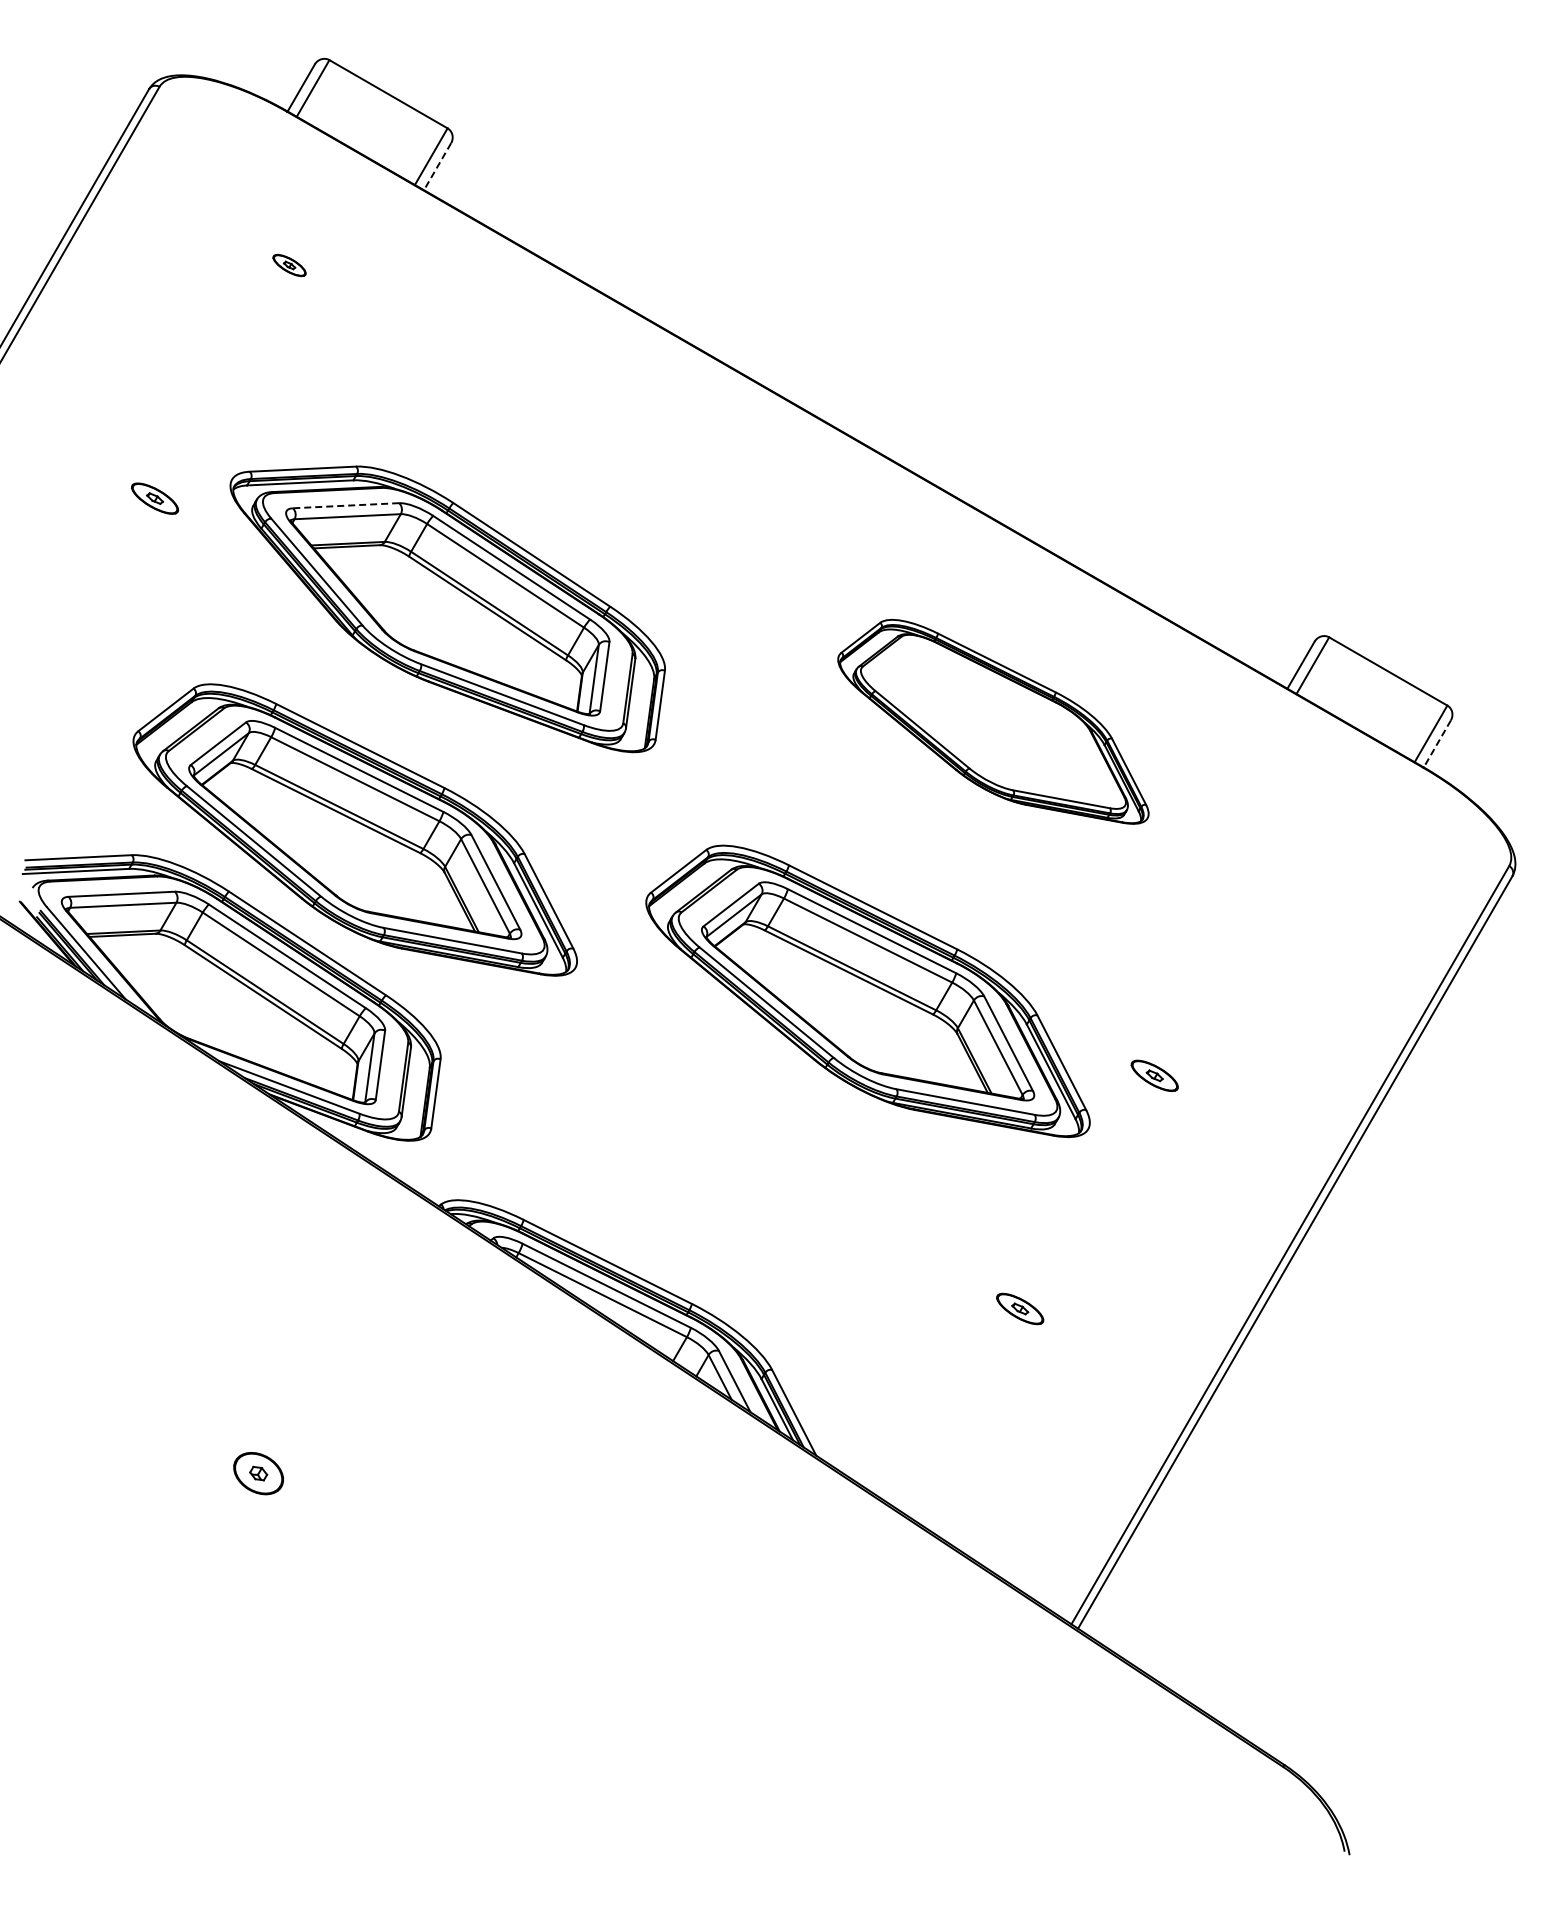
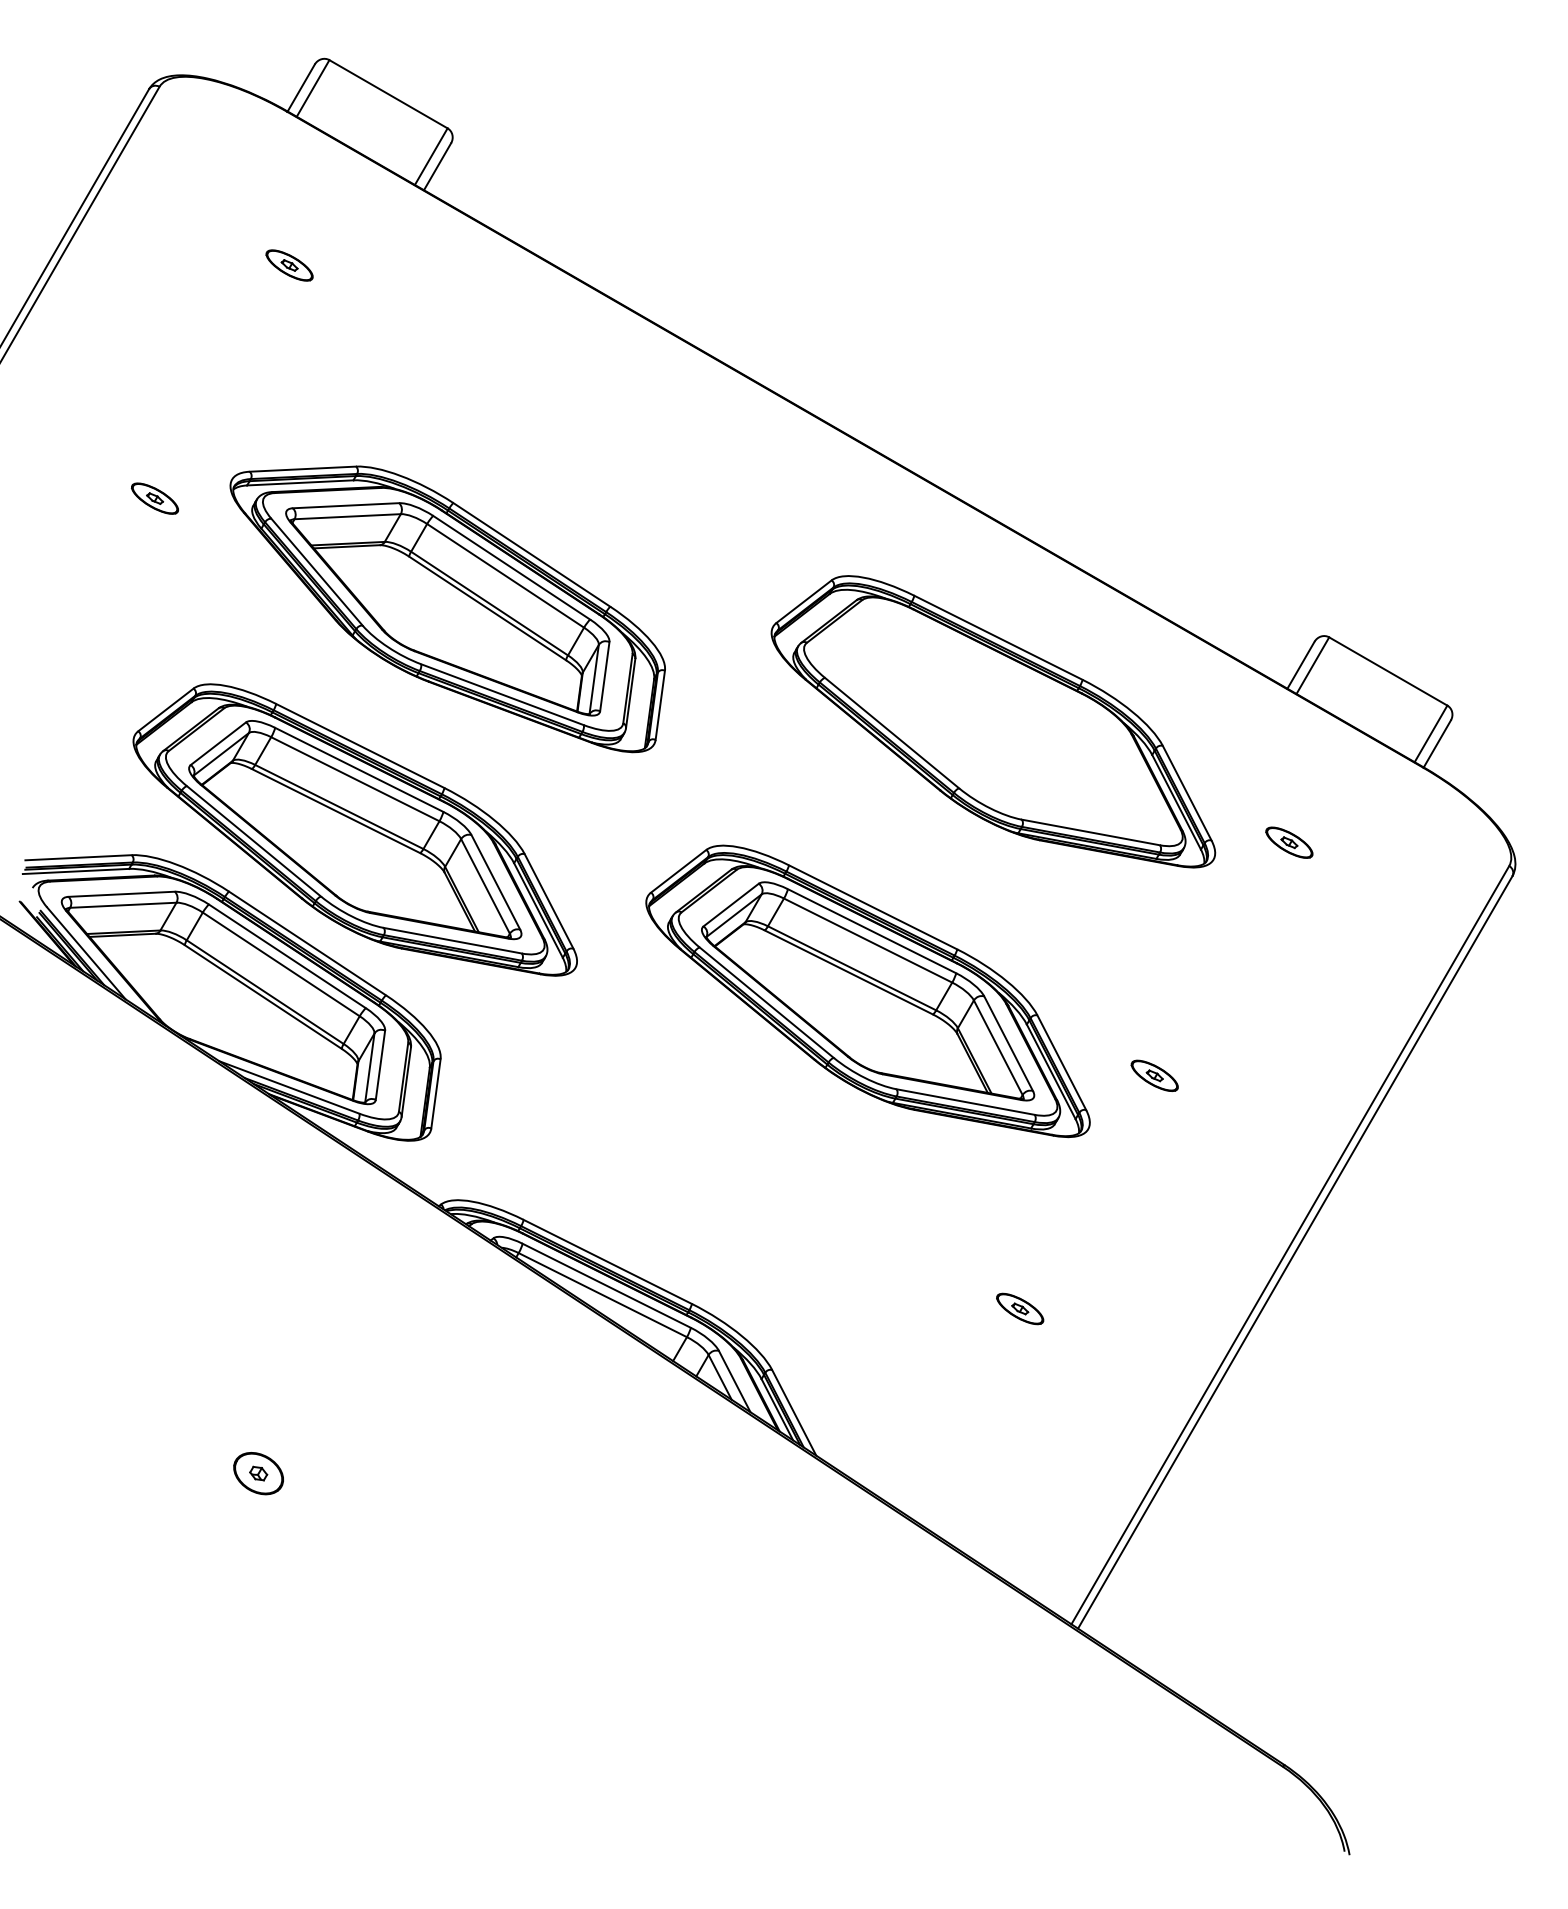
line: dashed -> solid (437, 167)
part size: 35x24 px -> 49x33 px (289, 265)
line: dashed -> solid (345, 505)
part size: 313x207 px -> 447x294 px (993, 721)
line: dashed -> solid (1437, 744)
part: none -> present (1289, 842)
